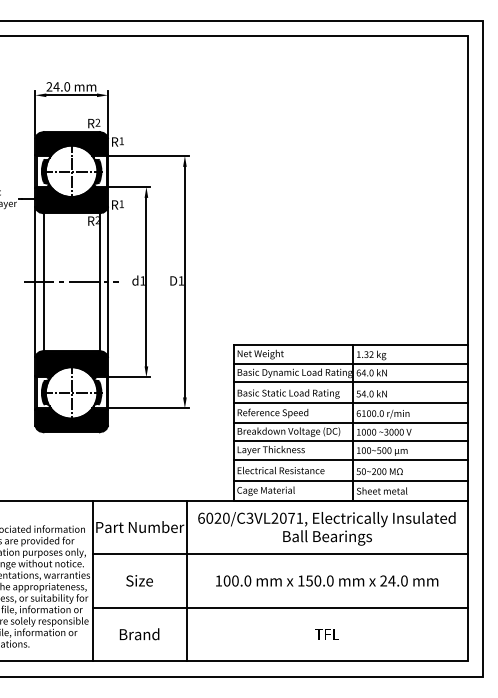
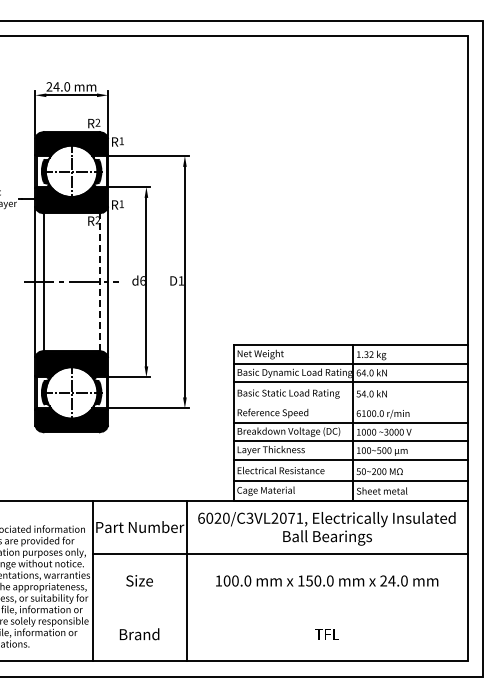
text: d1 -> d6 (142, 280)
line: solid -> dashed (99, 282)
line: present -> none (350, 403)
line: present -> none (279, 607)
